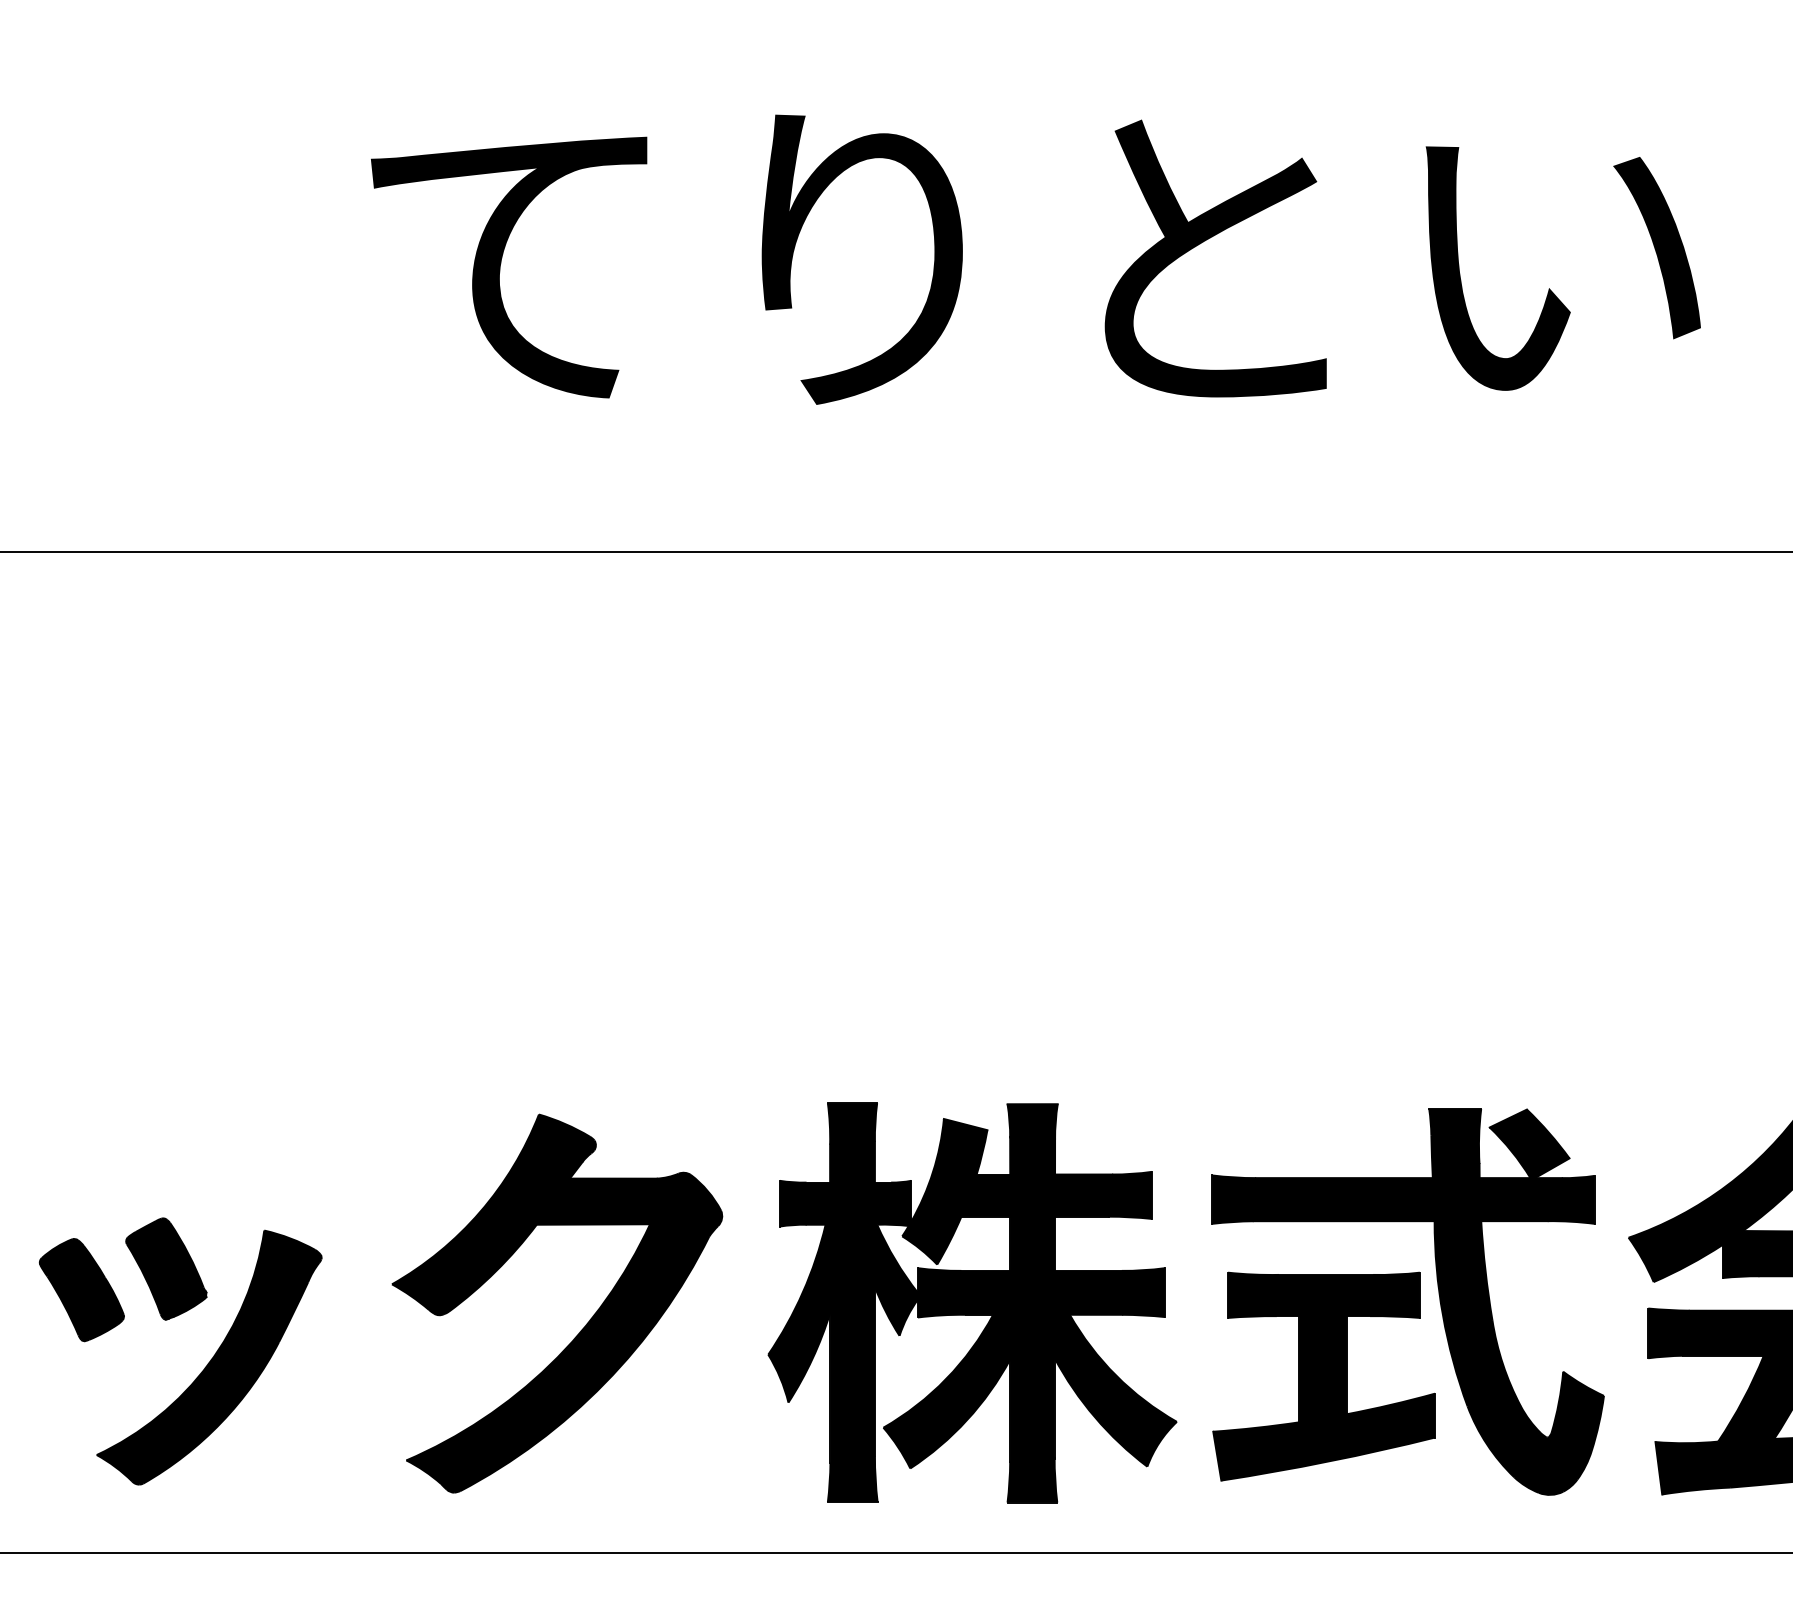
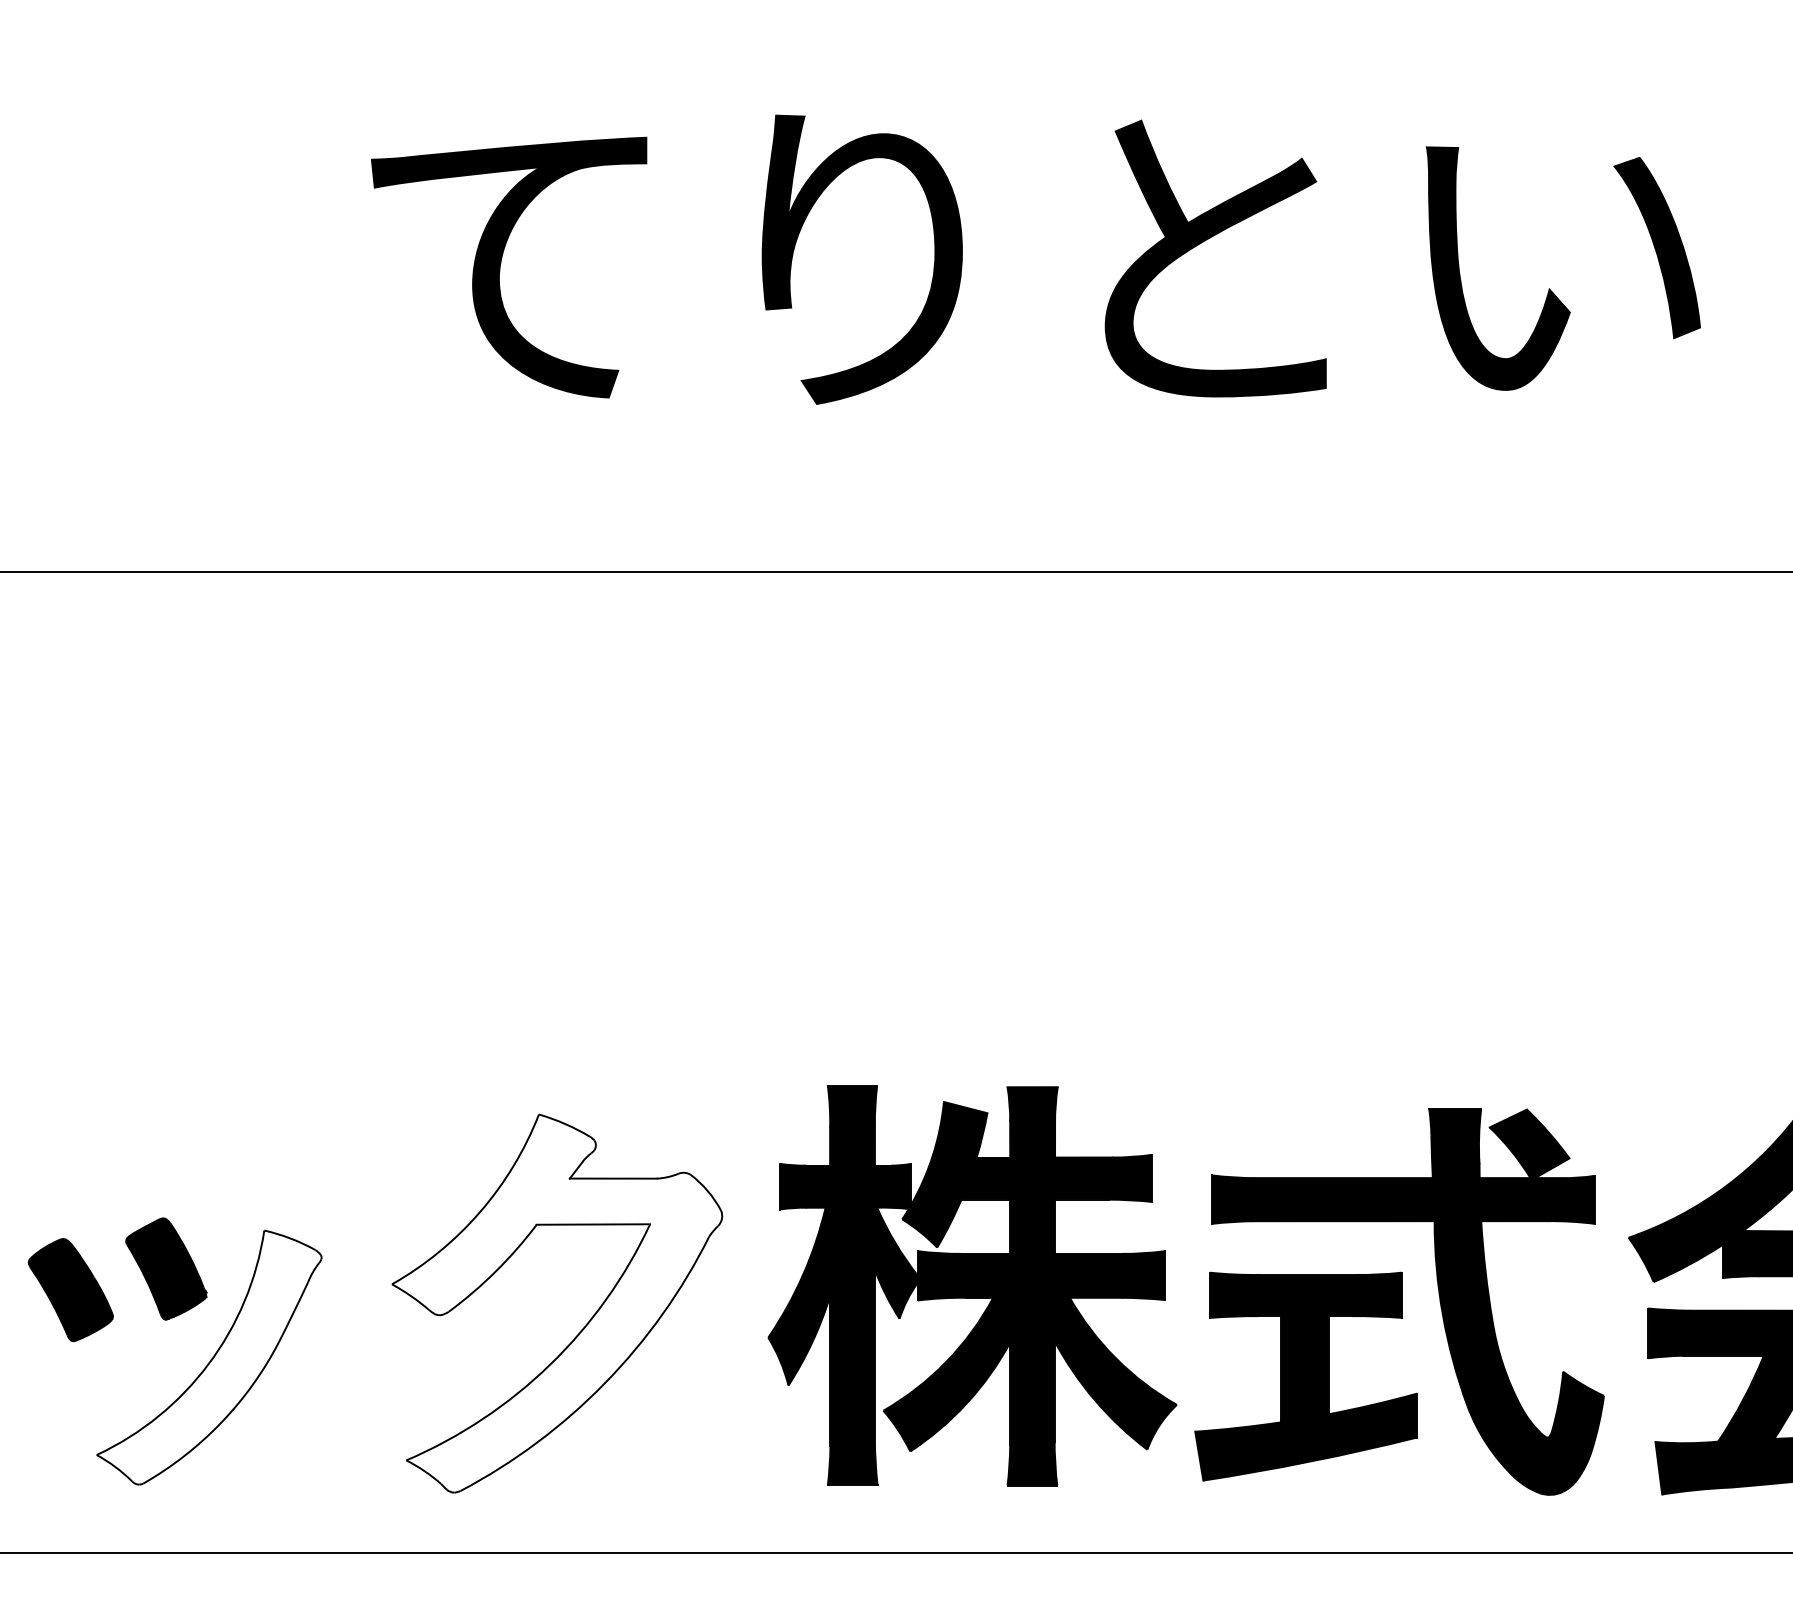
line position: (895, 551) -> (895, 571) (895, 571)
part position: (81, 1290) -> (70, 1290) (70, 1290)
part position: (972, 1302) -> (972, 1285) (972, 1285)
fill: present -> none (557, 1303)
fill: present -> none (208, 1357)
part position: (1323, 1376) -> (1305, 1376) (1305, 1376)
